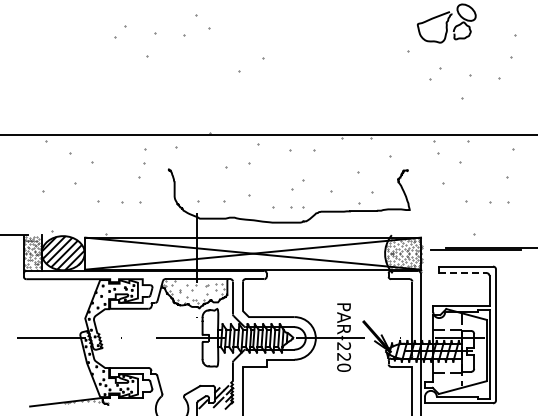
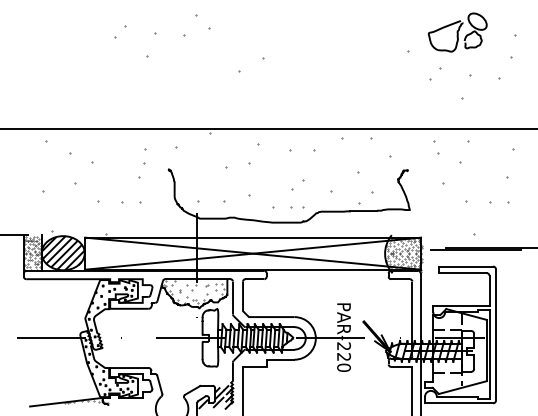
part position: (446, 23) -> (457, 32) (457, 32)
line position: (268, 134) -> (268, 128) (268, 128)
line: dashed -> solid (462, 273)
